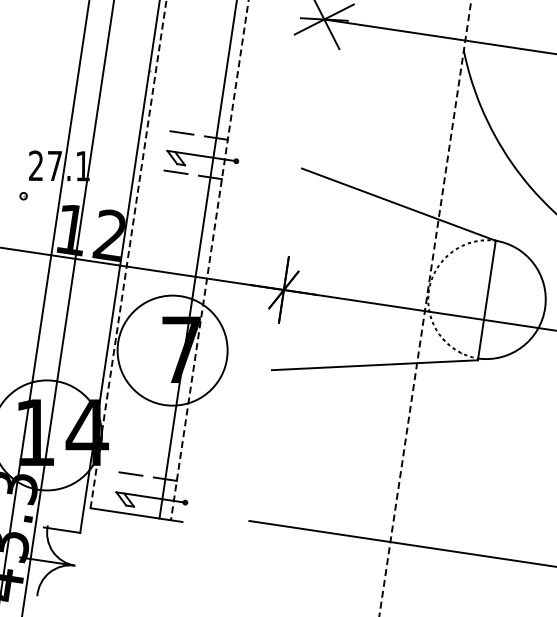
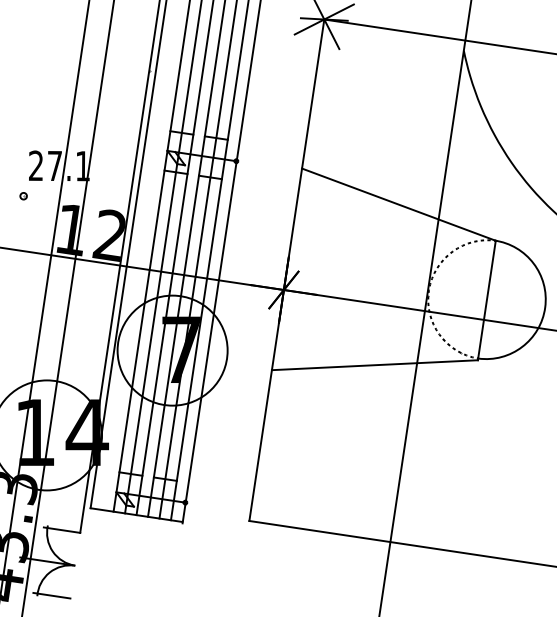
line: dashed -> solid (128, 254)
line: none -> present (151, 256)
line: none -> present (163, 257)
line: none -> present (174, 258)
line: none -> present (186, 259)
line: dashed -> solid (209, 260)
line: none -> present (221, 262)
line: none -> present (286, 269)
line: dashed -> solid (425, 308)
line: none -> present (51, 595)
